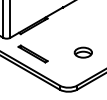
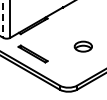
line: solid -> dashed (3, 19)
part position: (82, 52) -> (82, 46) (82, 46)
